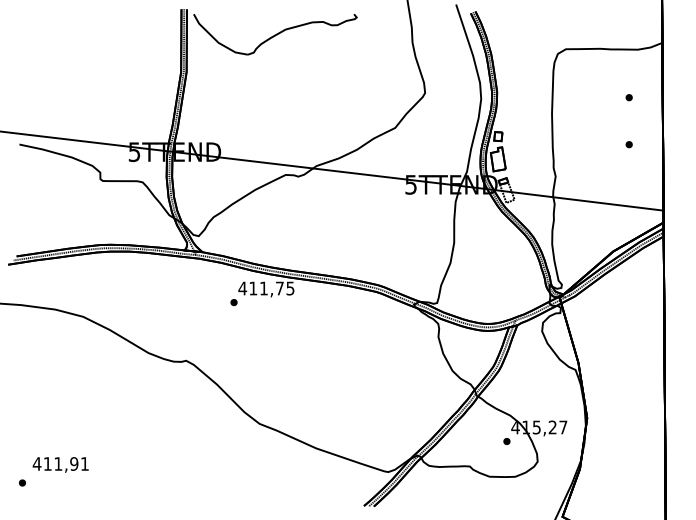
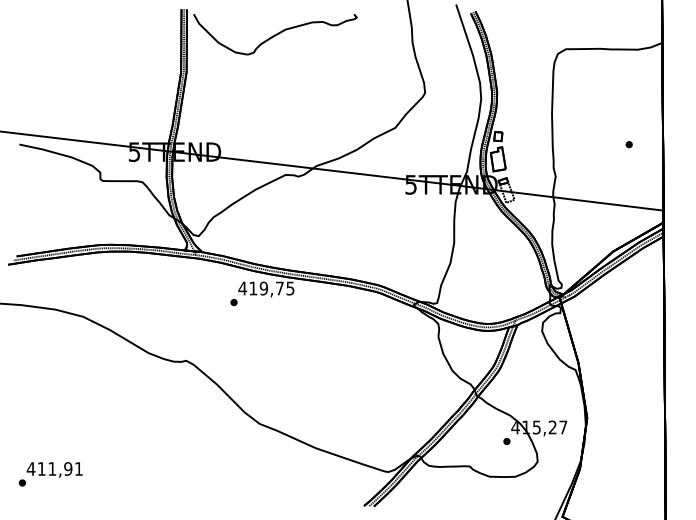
part: present -> none (628, 97)
text: 411,75 -> 419,75 (263, 288)
text position: (60, 464) -> (54, 469) (54, 469)
